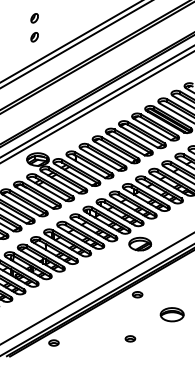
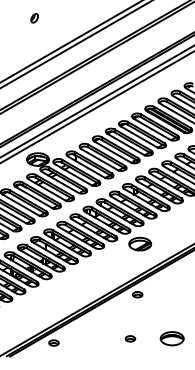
part: present -> none (34, 37)
line: present -> none (96, 288)
part position: (171, 314) -> (171, 338) (171, 338)
